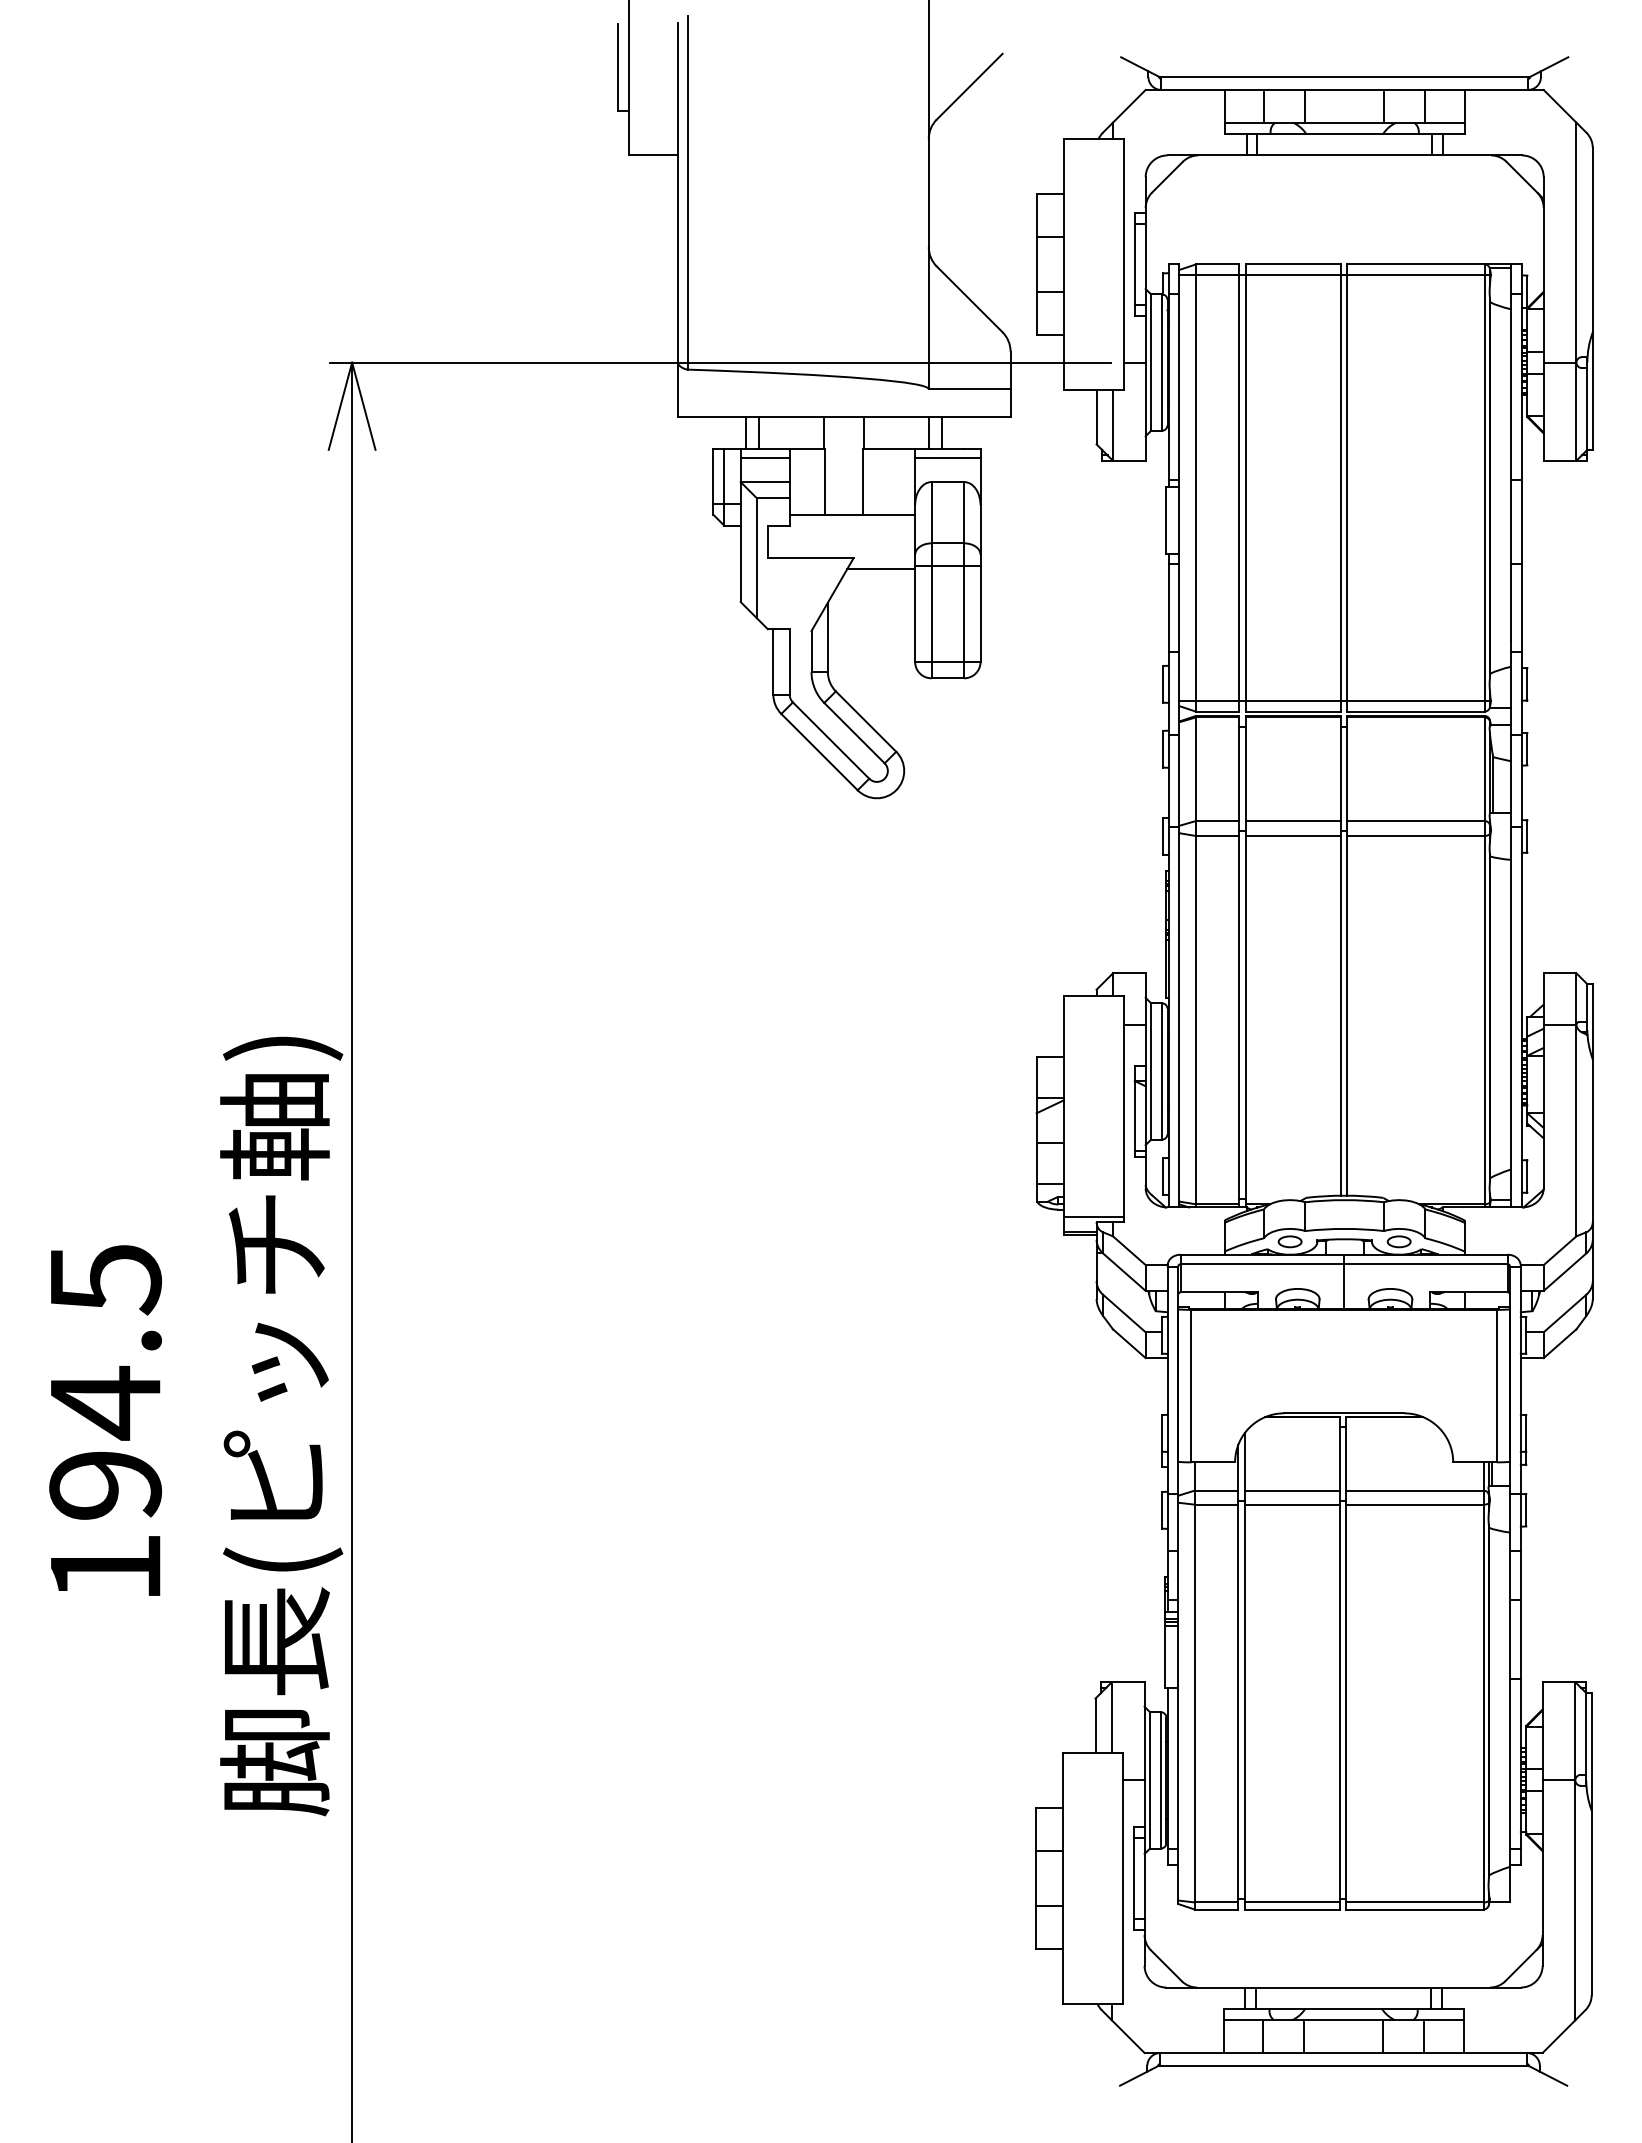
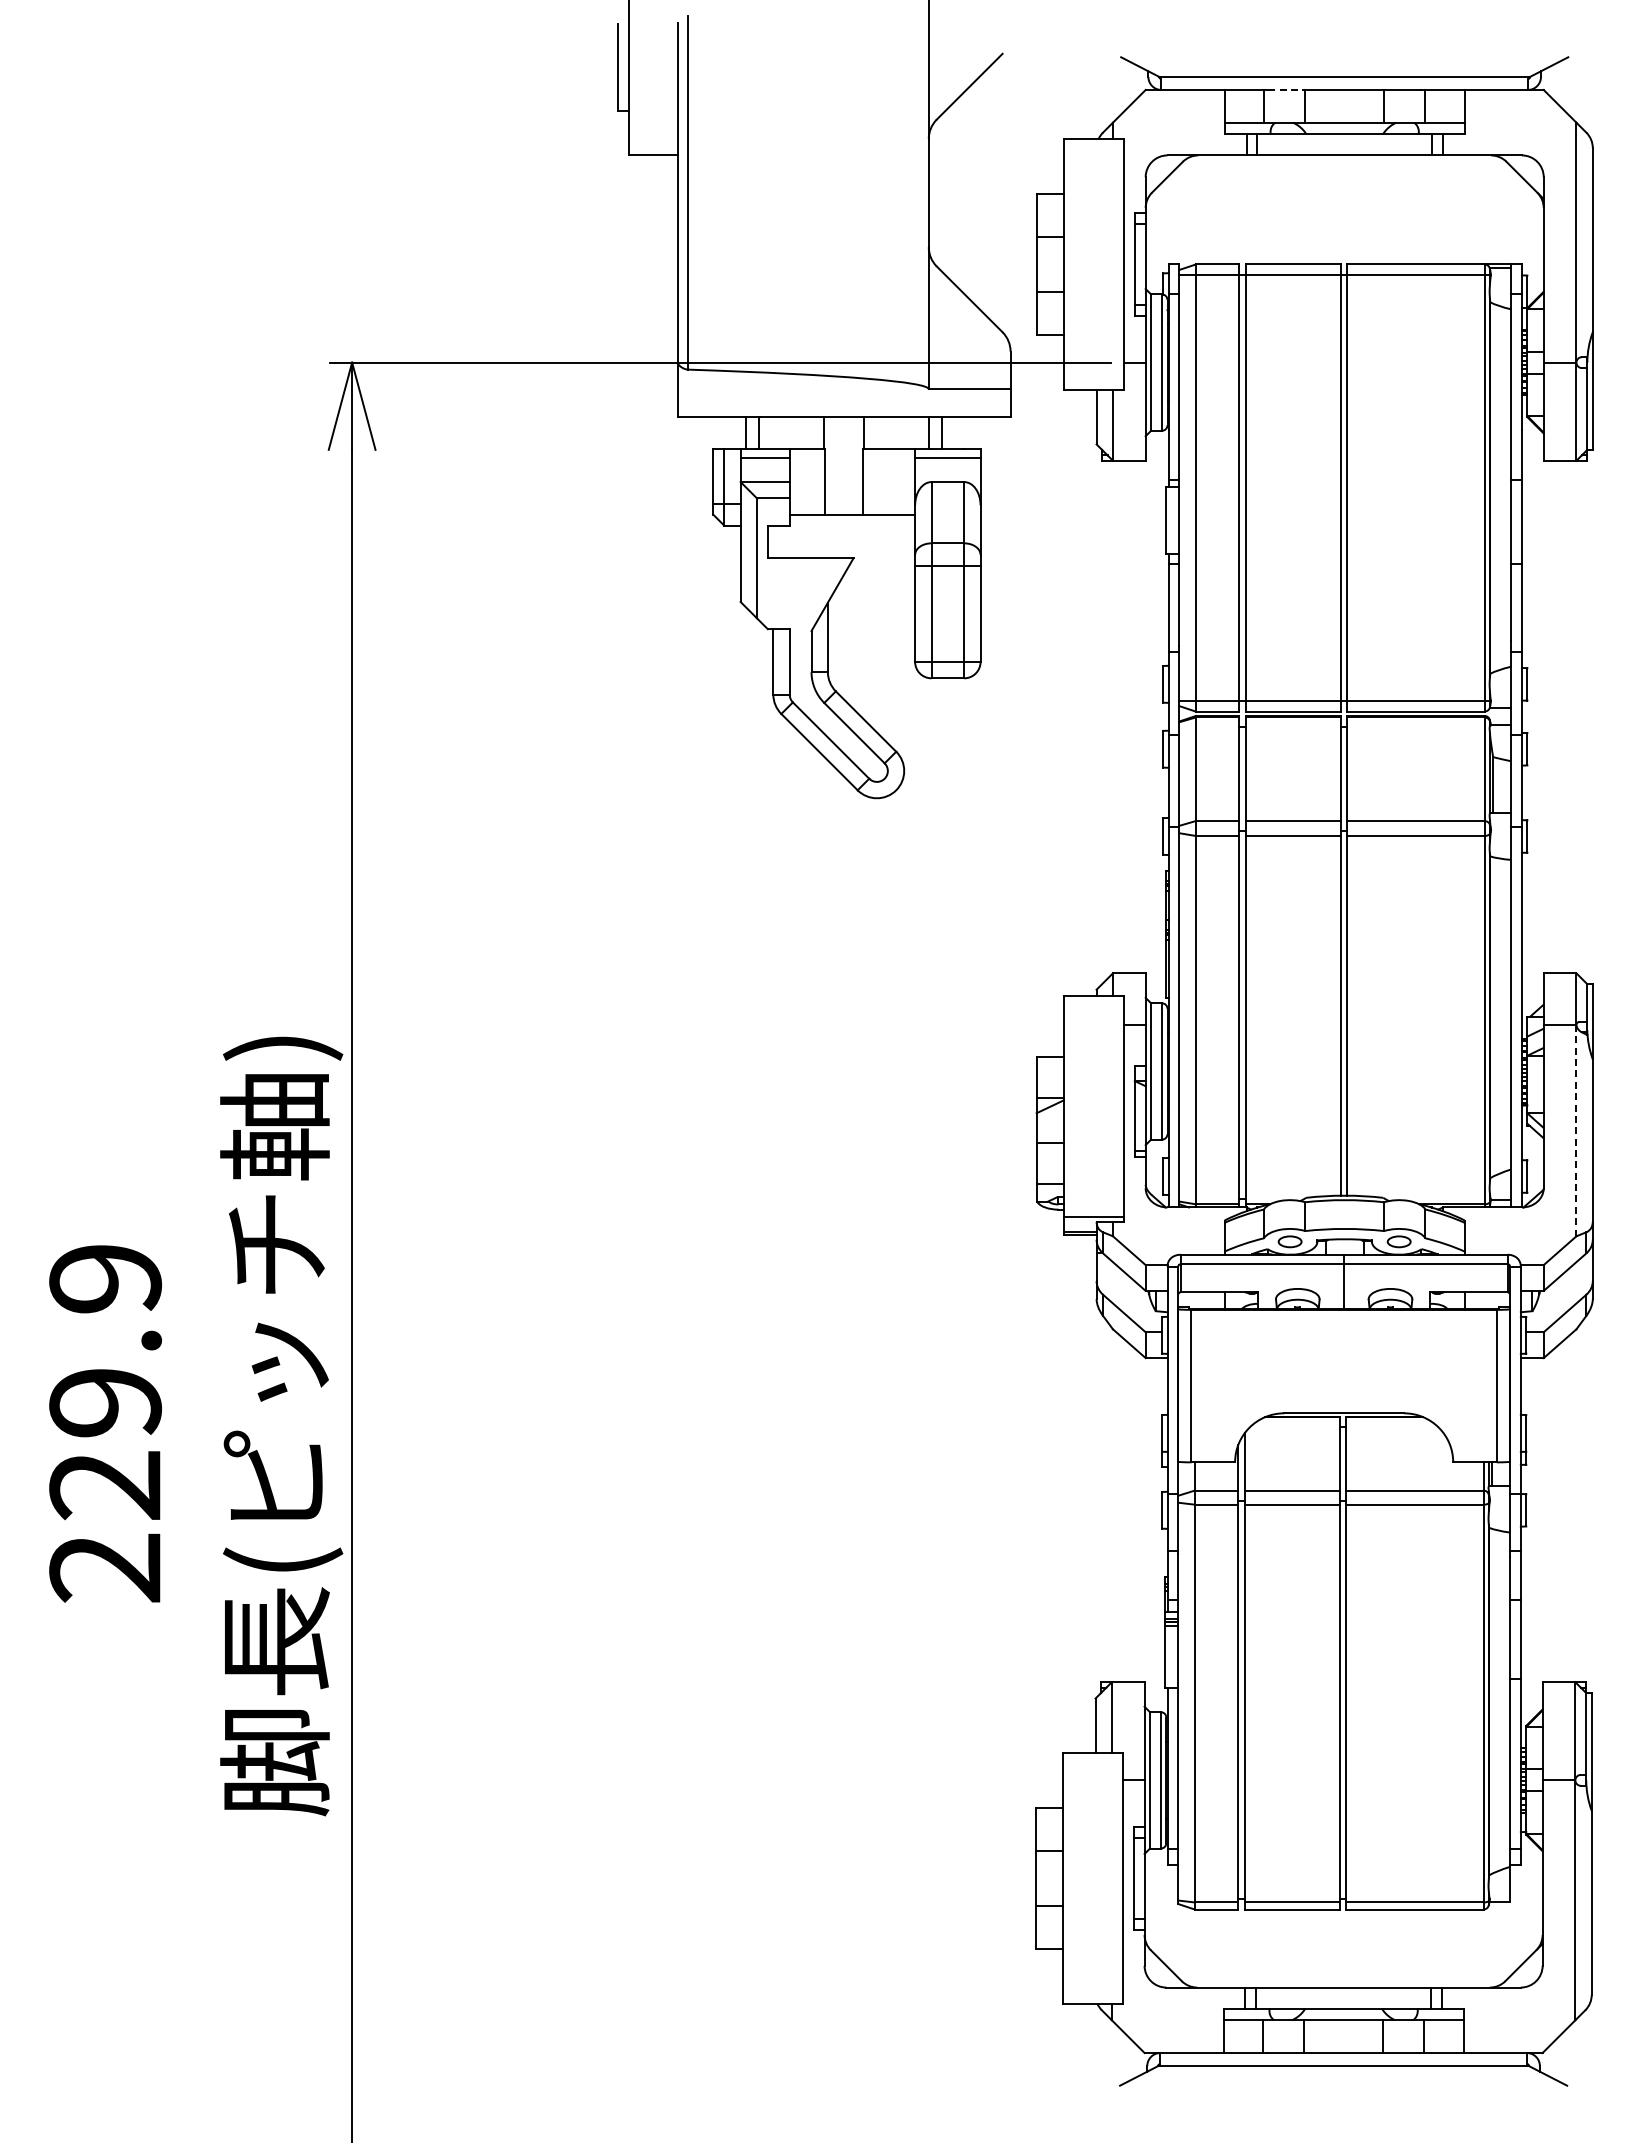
line: solid -> dashed (1287, 89)
line: present -> none (881, 569)
line: solid -> dashed (1576, 1130)
text: 194.5 -> 229.9 (105, 1423)
